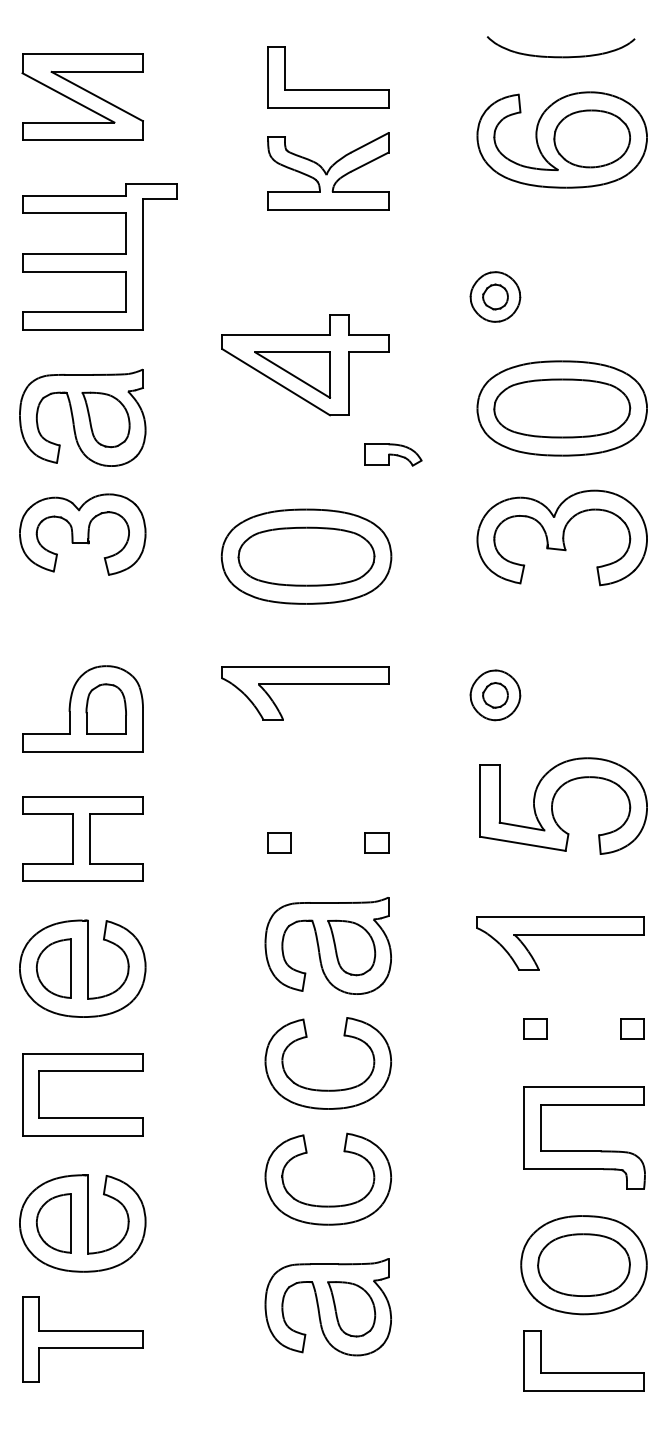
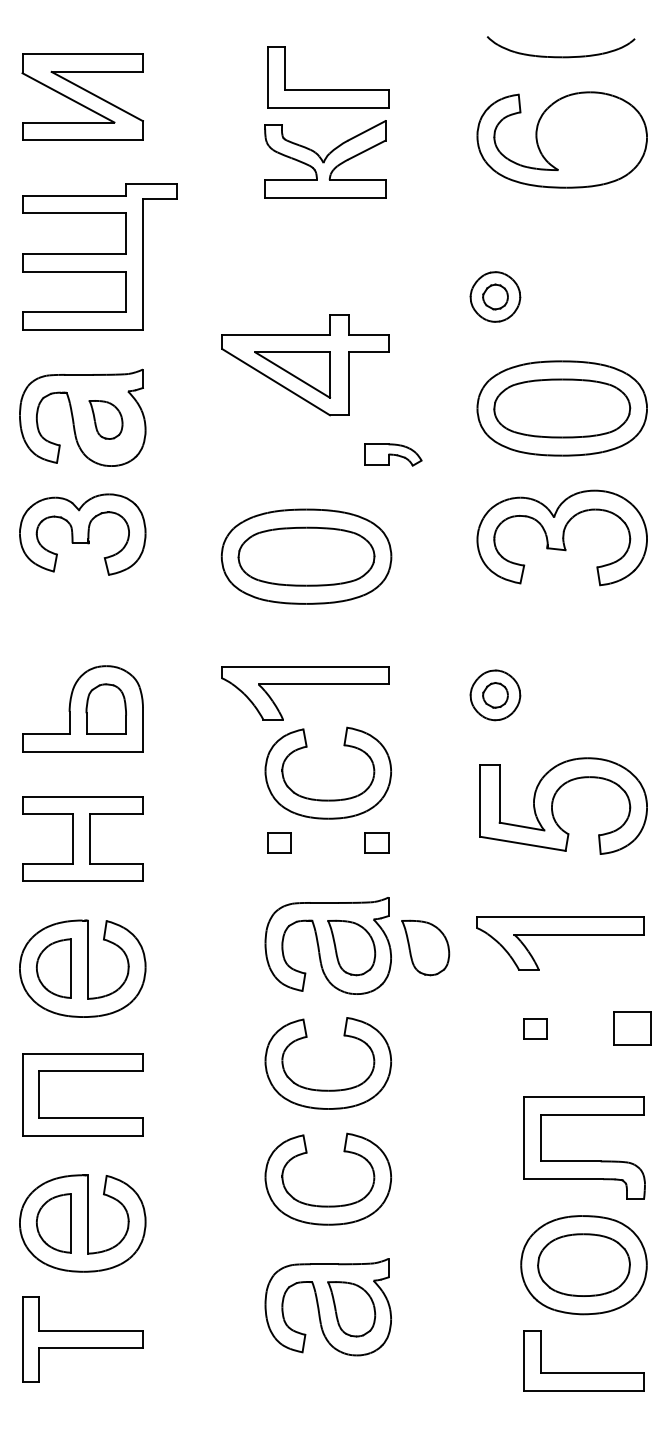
part: present -> none (591, 138)
part position: (328, 171) -> (325, 159) (325, 159)
part size: 50x58 px -> 36x40 px (105, 419)
part: none -> present (327, 799)
part: none -> present (425, 947)
part size: 25x22 px -> 39x35 px (632, 1028)
part position: (584, 1150) -> (584, 1160) (584, 1160)
